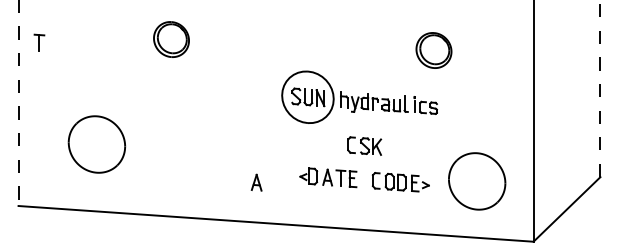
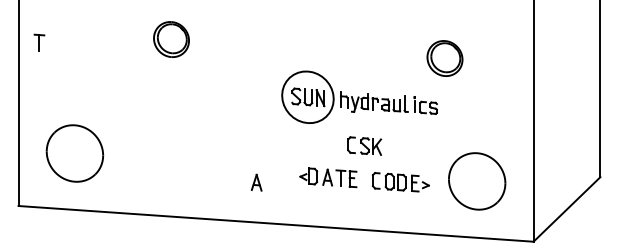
part position: (433, 50) -> (444, 58) (444, 58)
line: dashed -> solid (600, 88)
line: dashed -> solid (18, 103)
part position: (96, 144) -> (74, 153) (74, 153)
